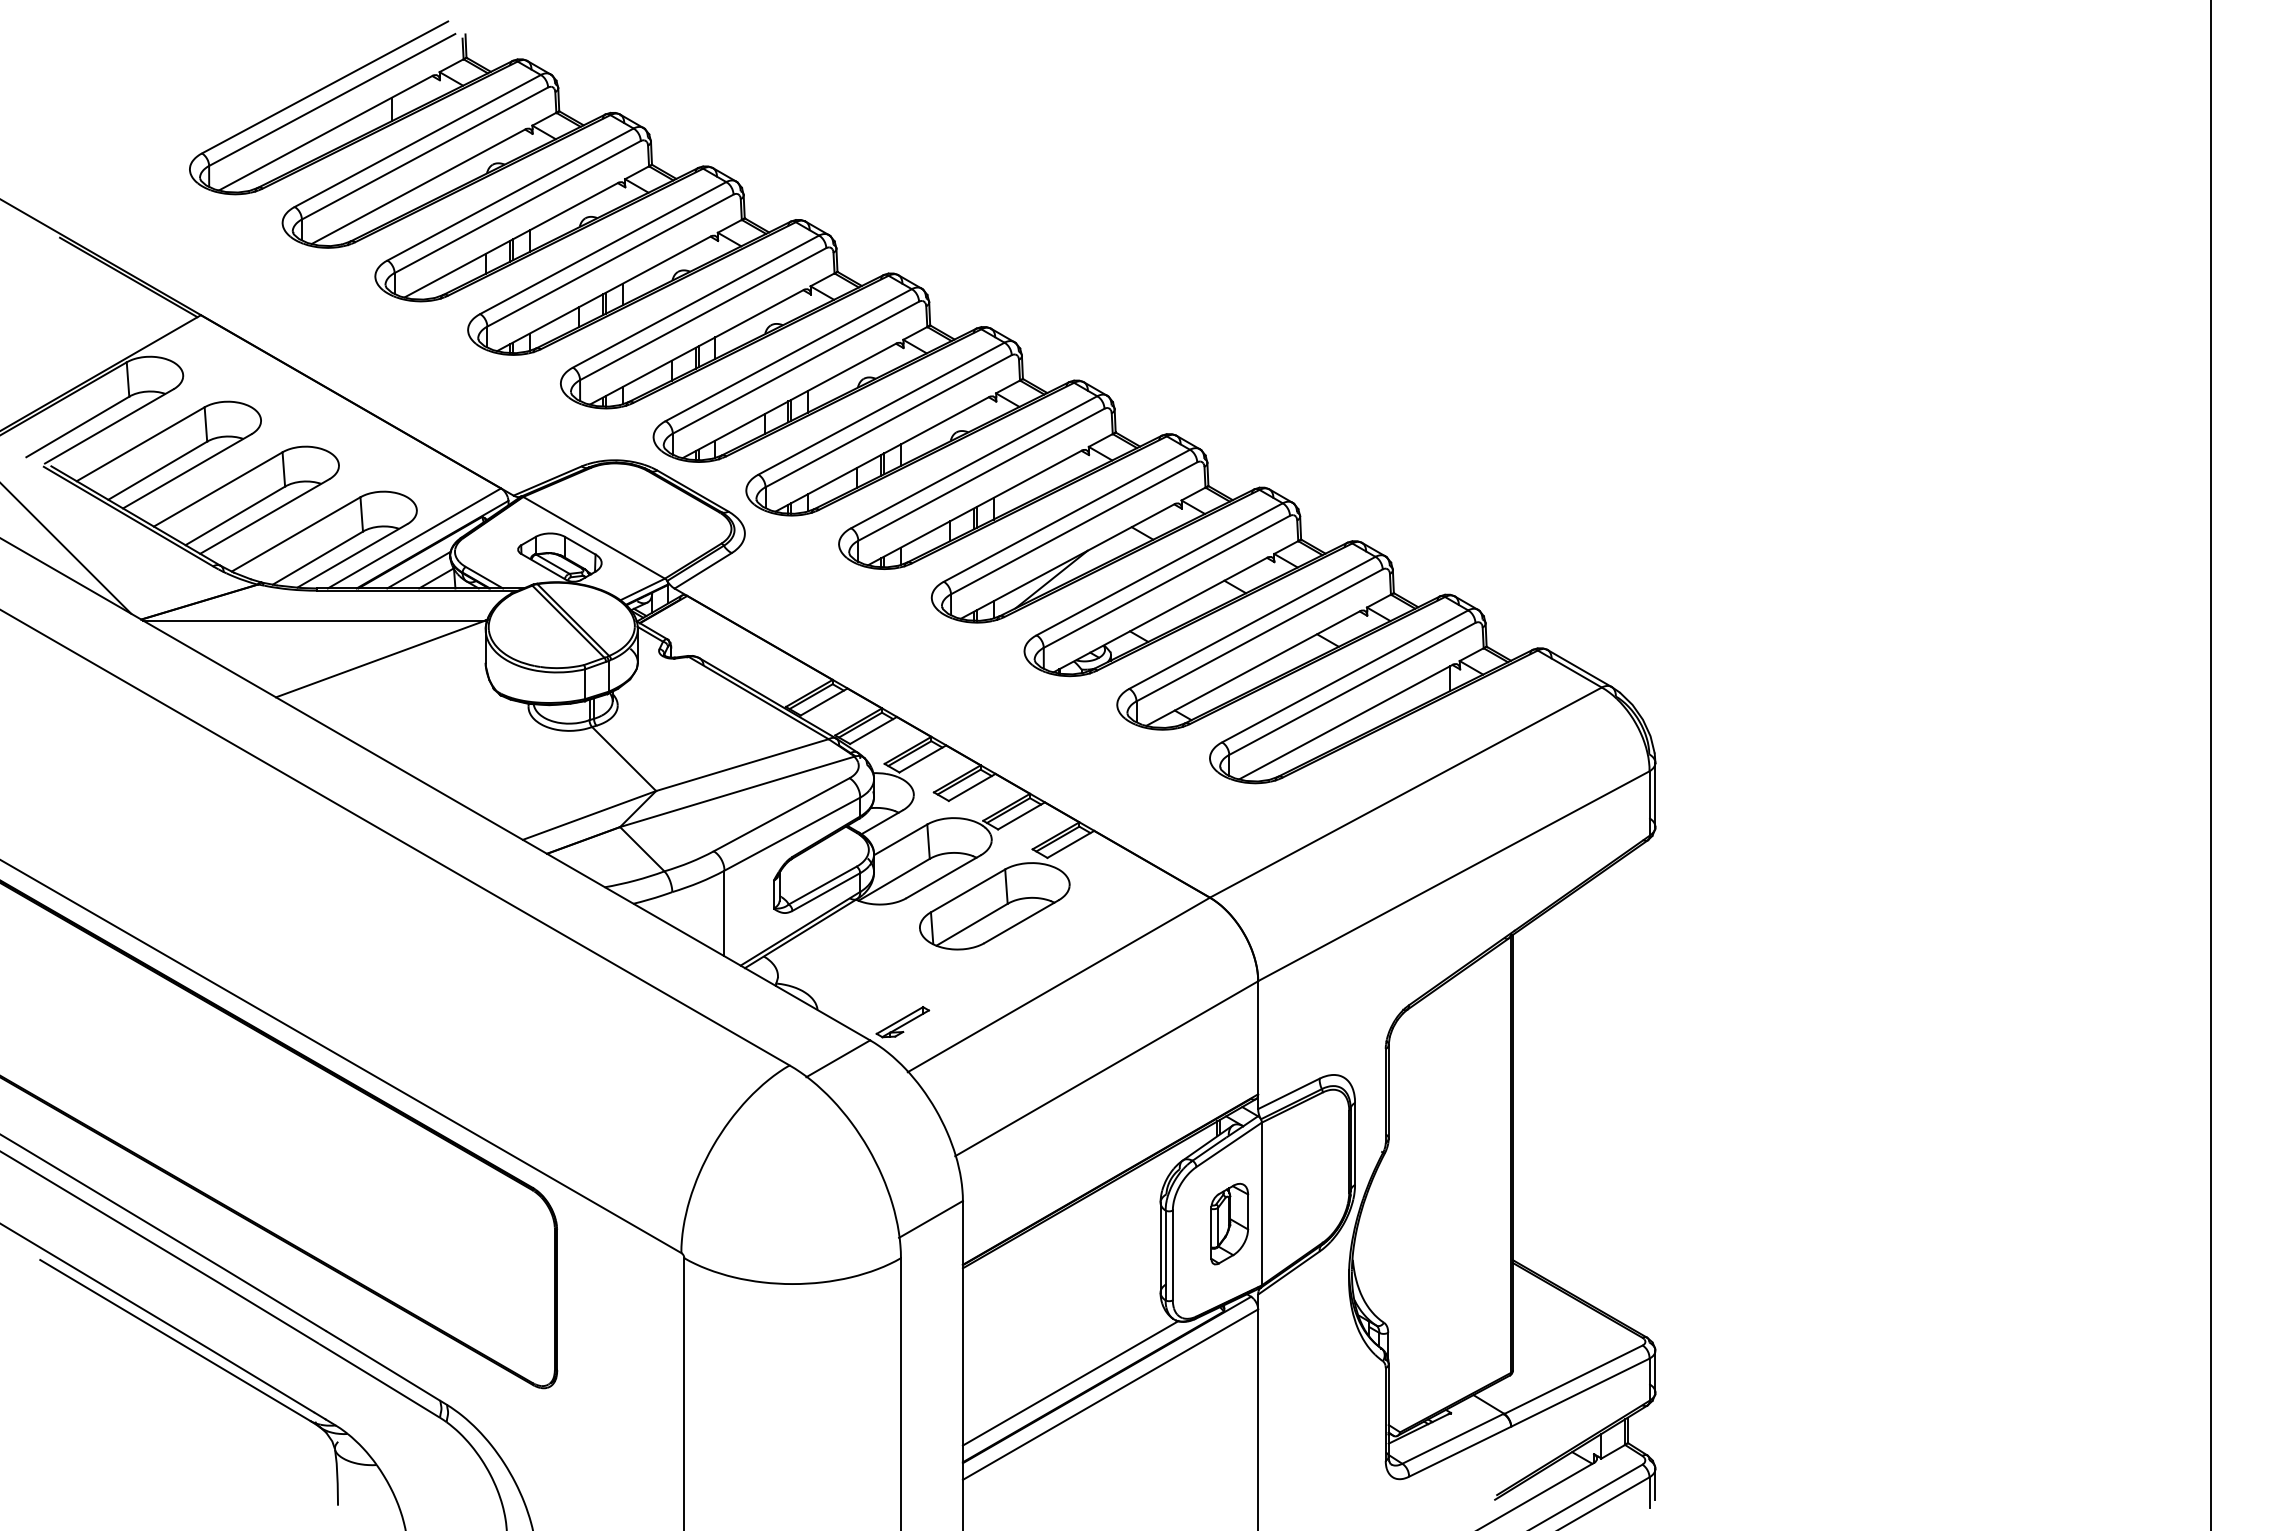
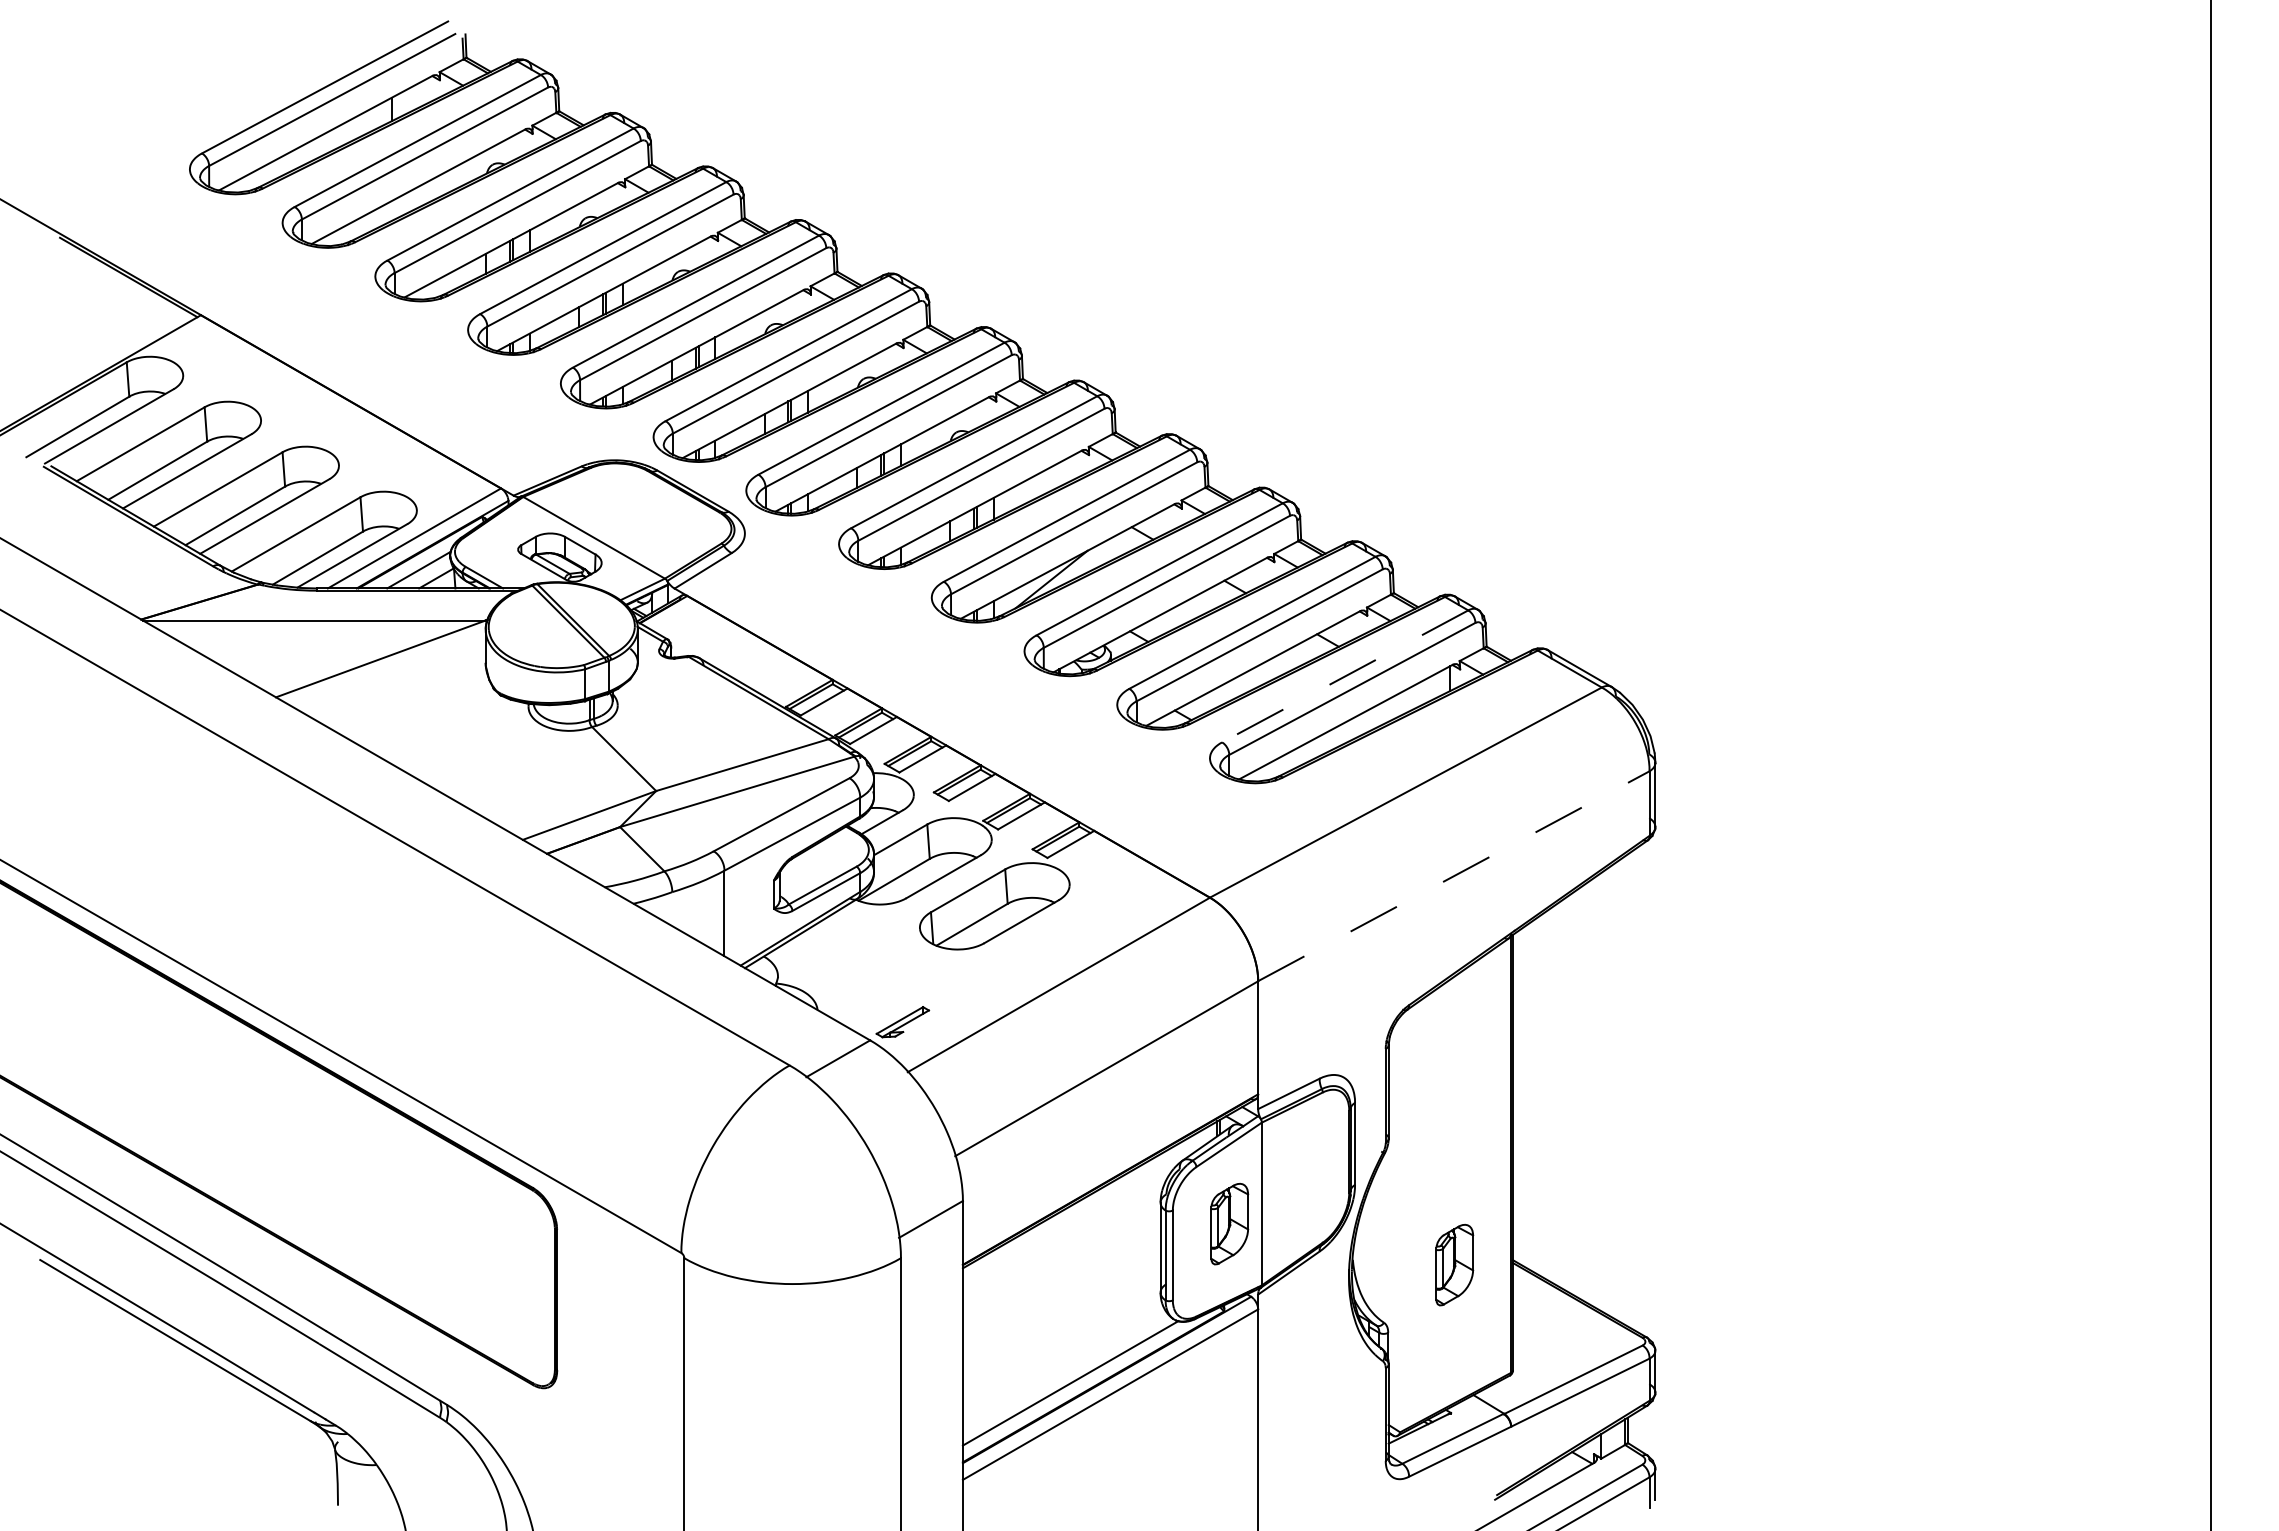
line: present -> none (66, 548)
line: solid -> dashed (1345, 676)
line: solid -> dashed (1454, 876)
part: none -> present (1454, 1264)
